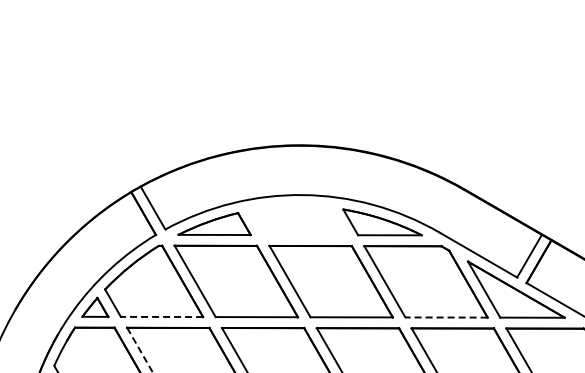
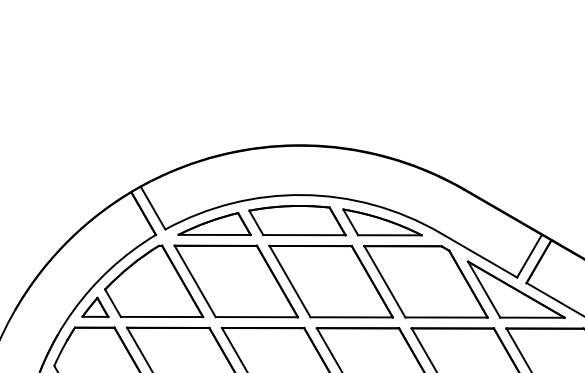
part: none -> present (297, 220)
line: dashed -> solid (161, 316)
line: dashed -> solid (446, 317)
line: dashed -> solid (140, 350)
